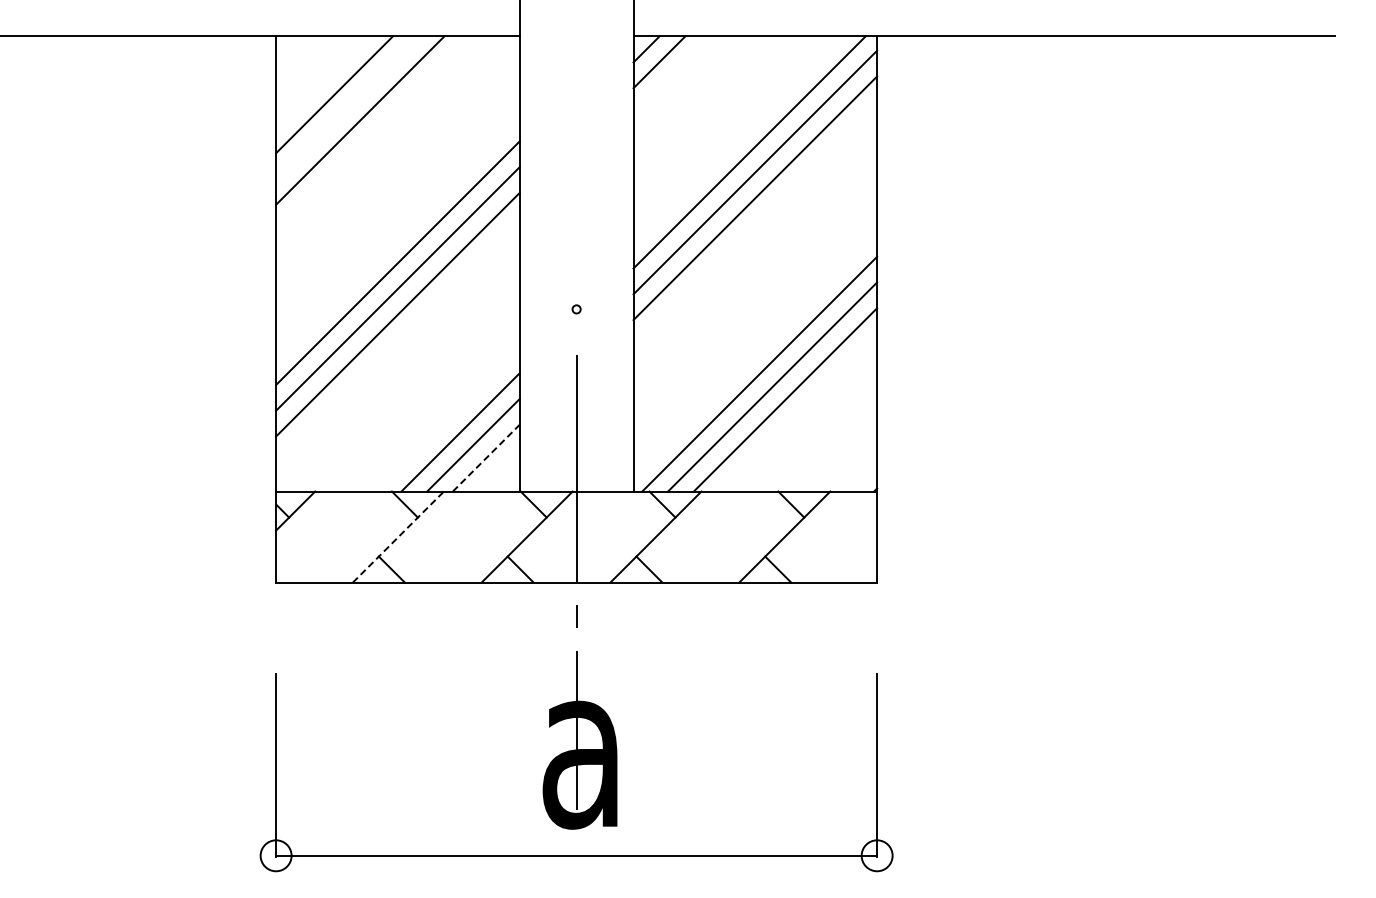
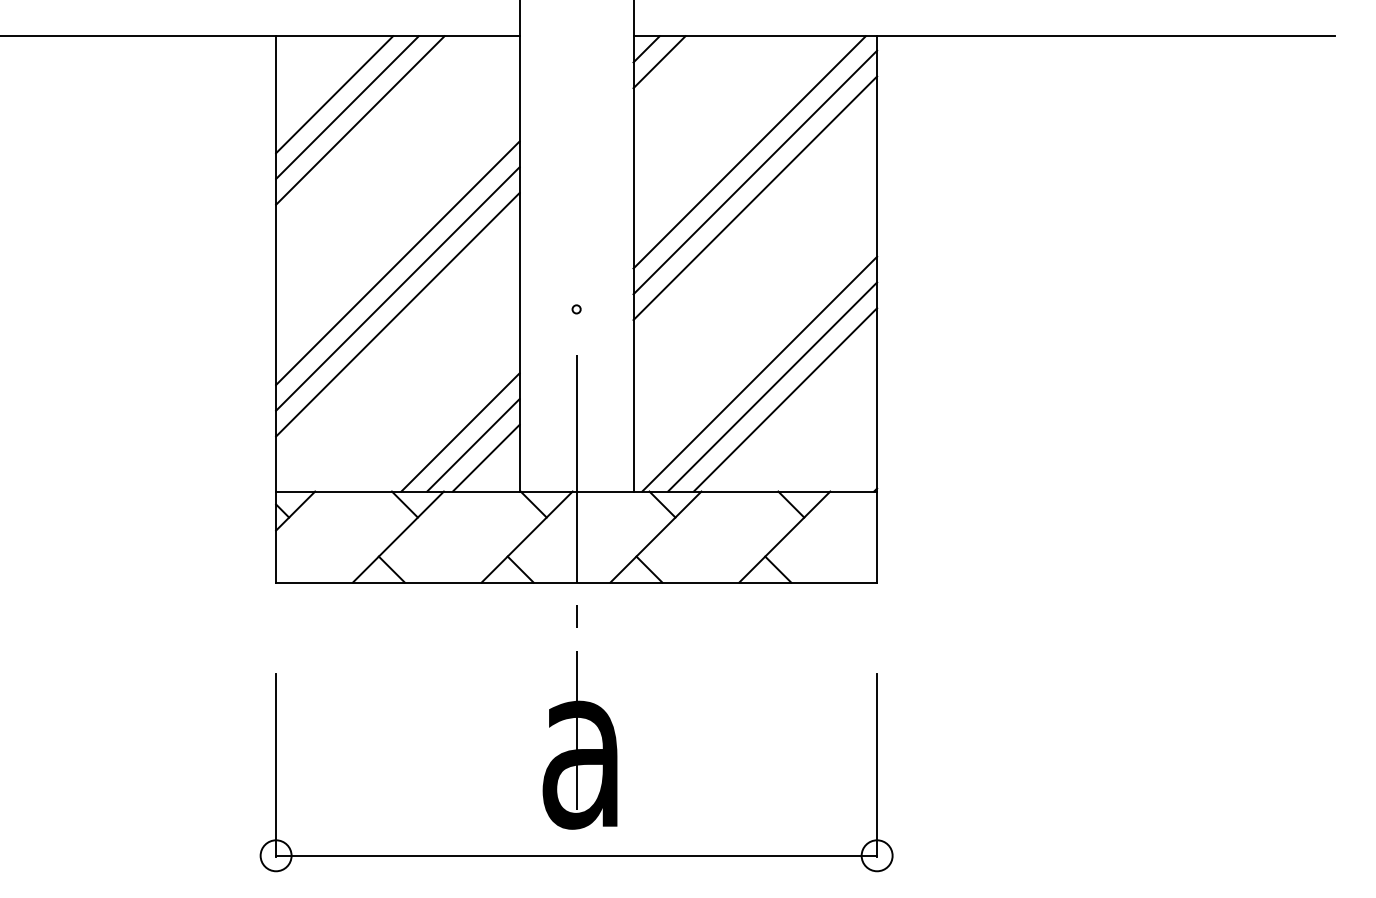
line: none -> present (347, 107)
line: dashed -> solid (486, 457)
line: dashed -> solid (398, 536)
